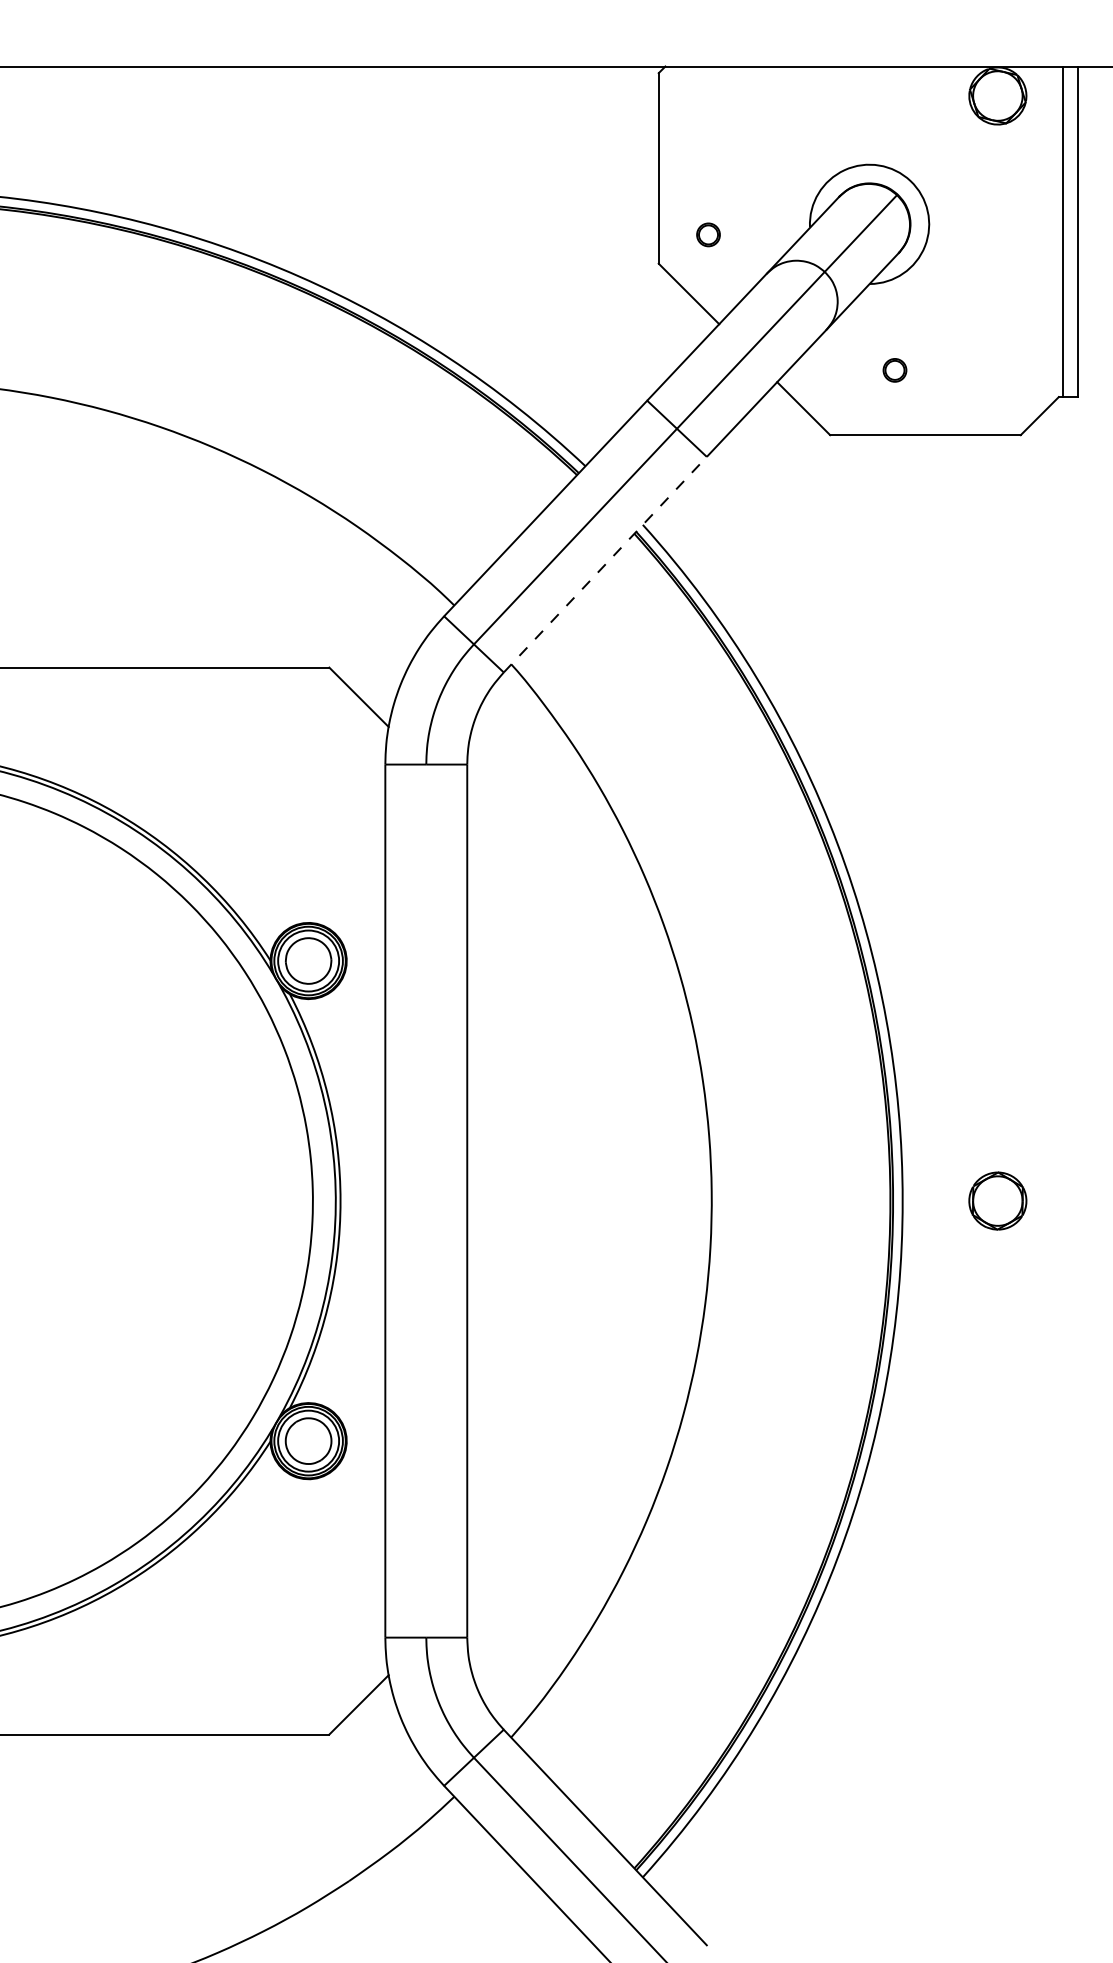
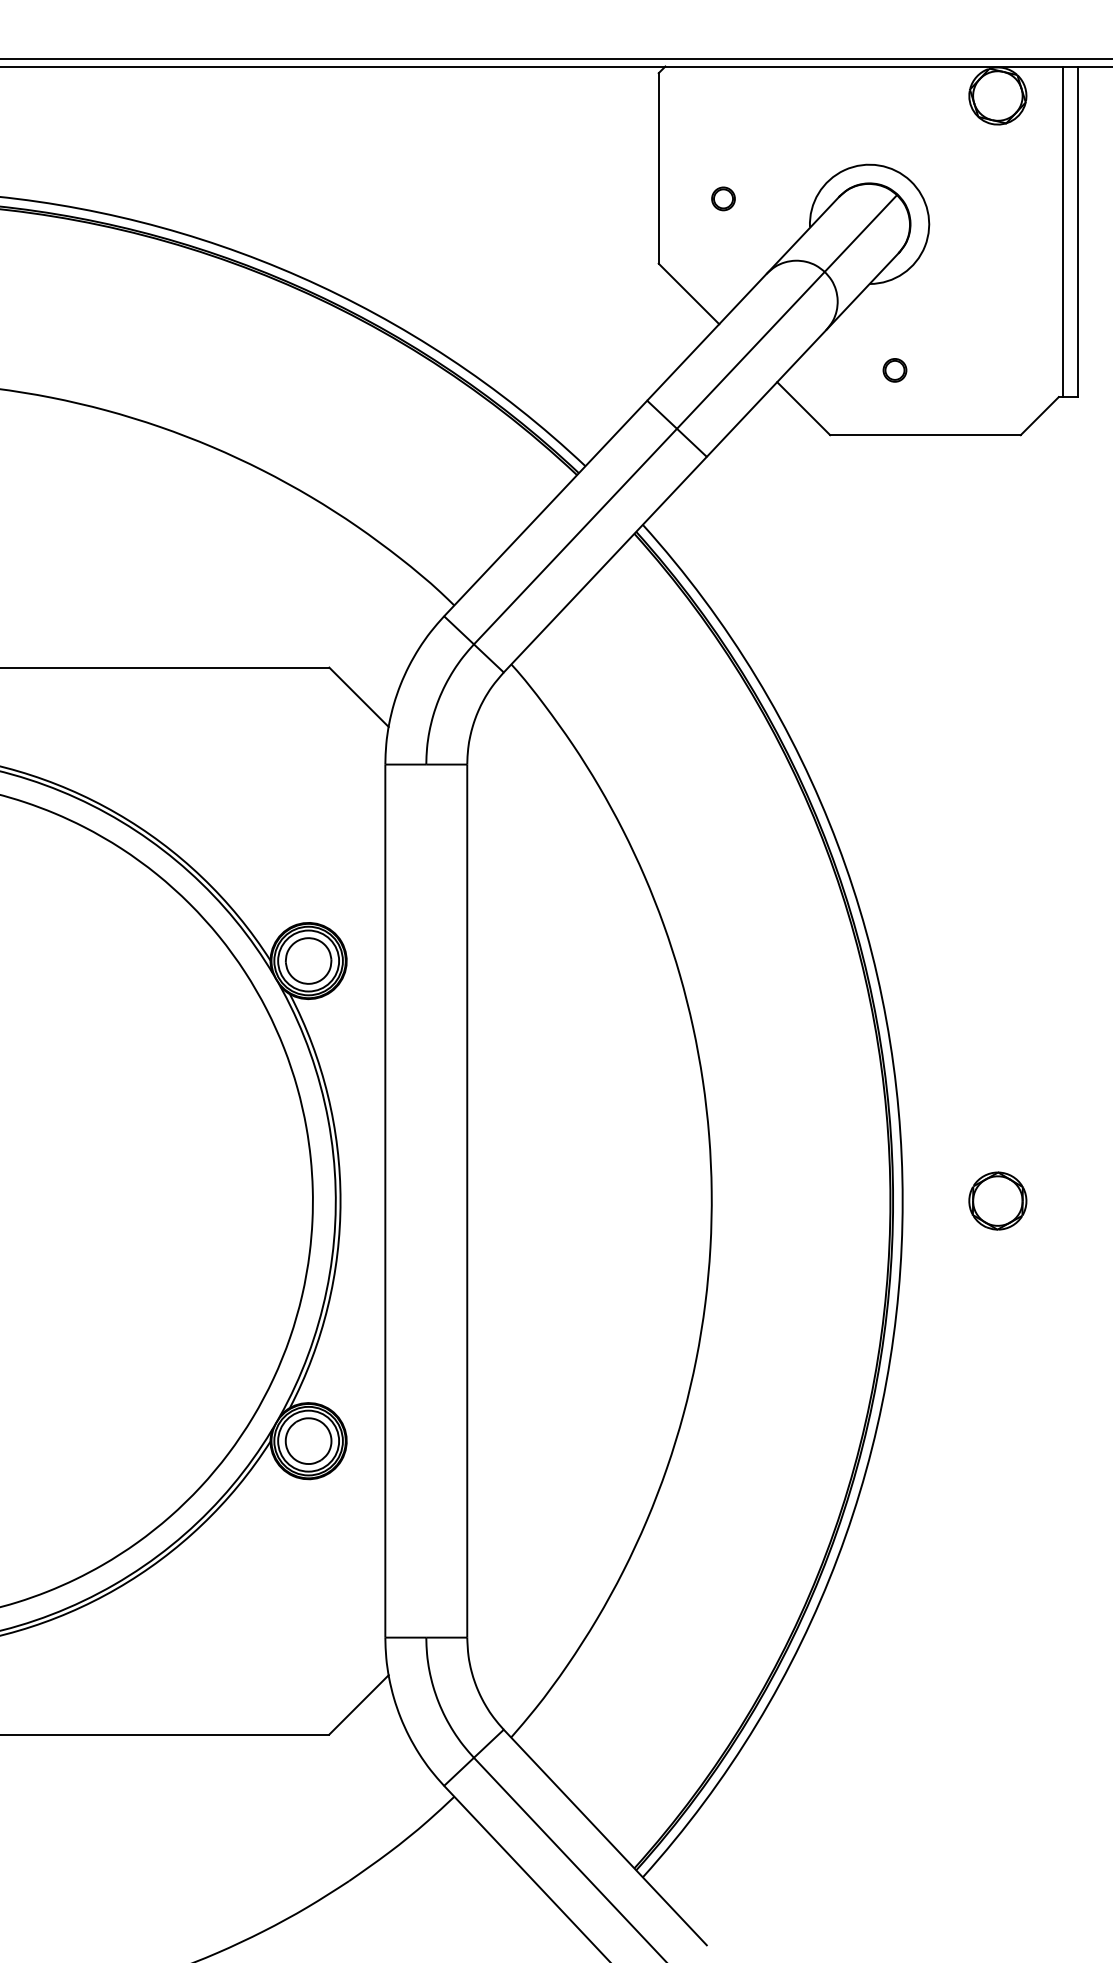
line: none -> present (555, 58)
part position: (708, 234) -> (723, 198) (723, 198)
line: dashed -> solid (605, 564)
